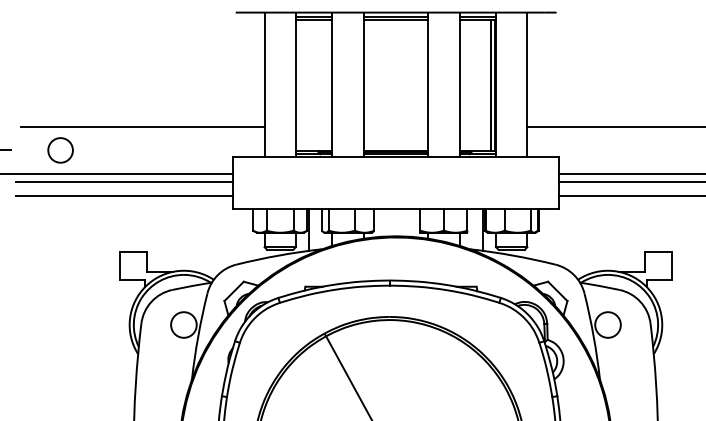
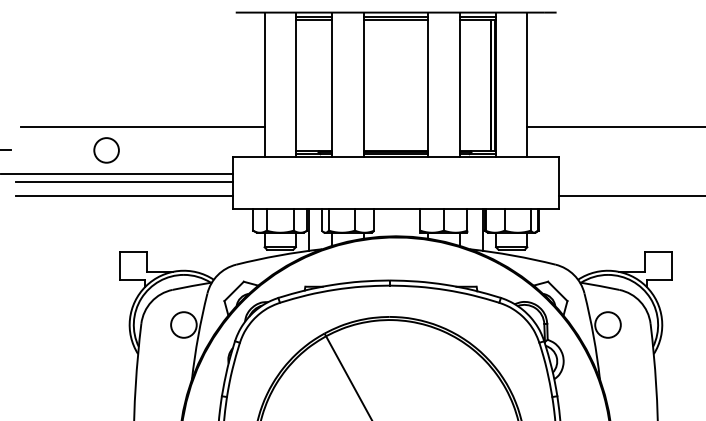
circle position: (60, 150) -> (106, 150) (106, 150)
line: present -> none (630, 174)
line: present -> none (630, 181)
